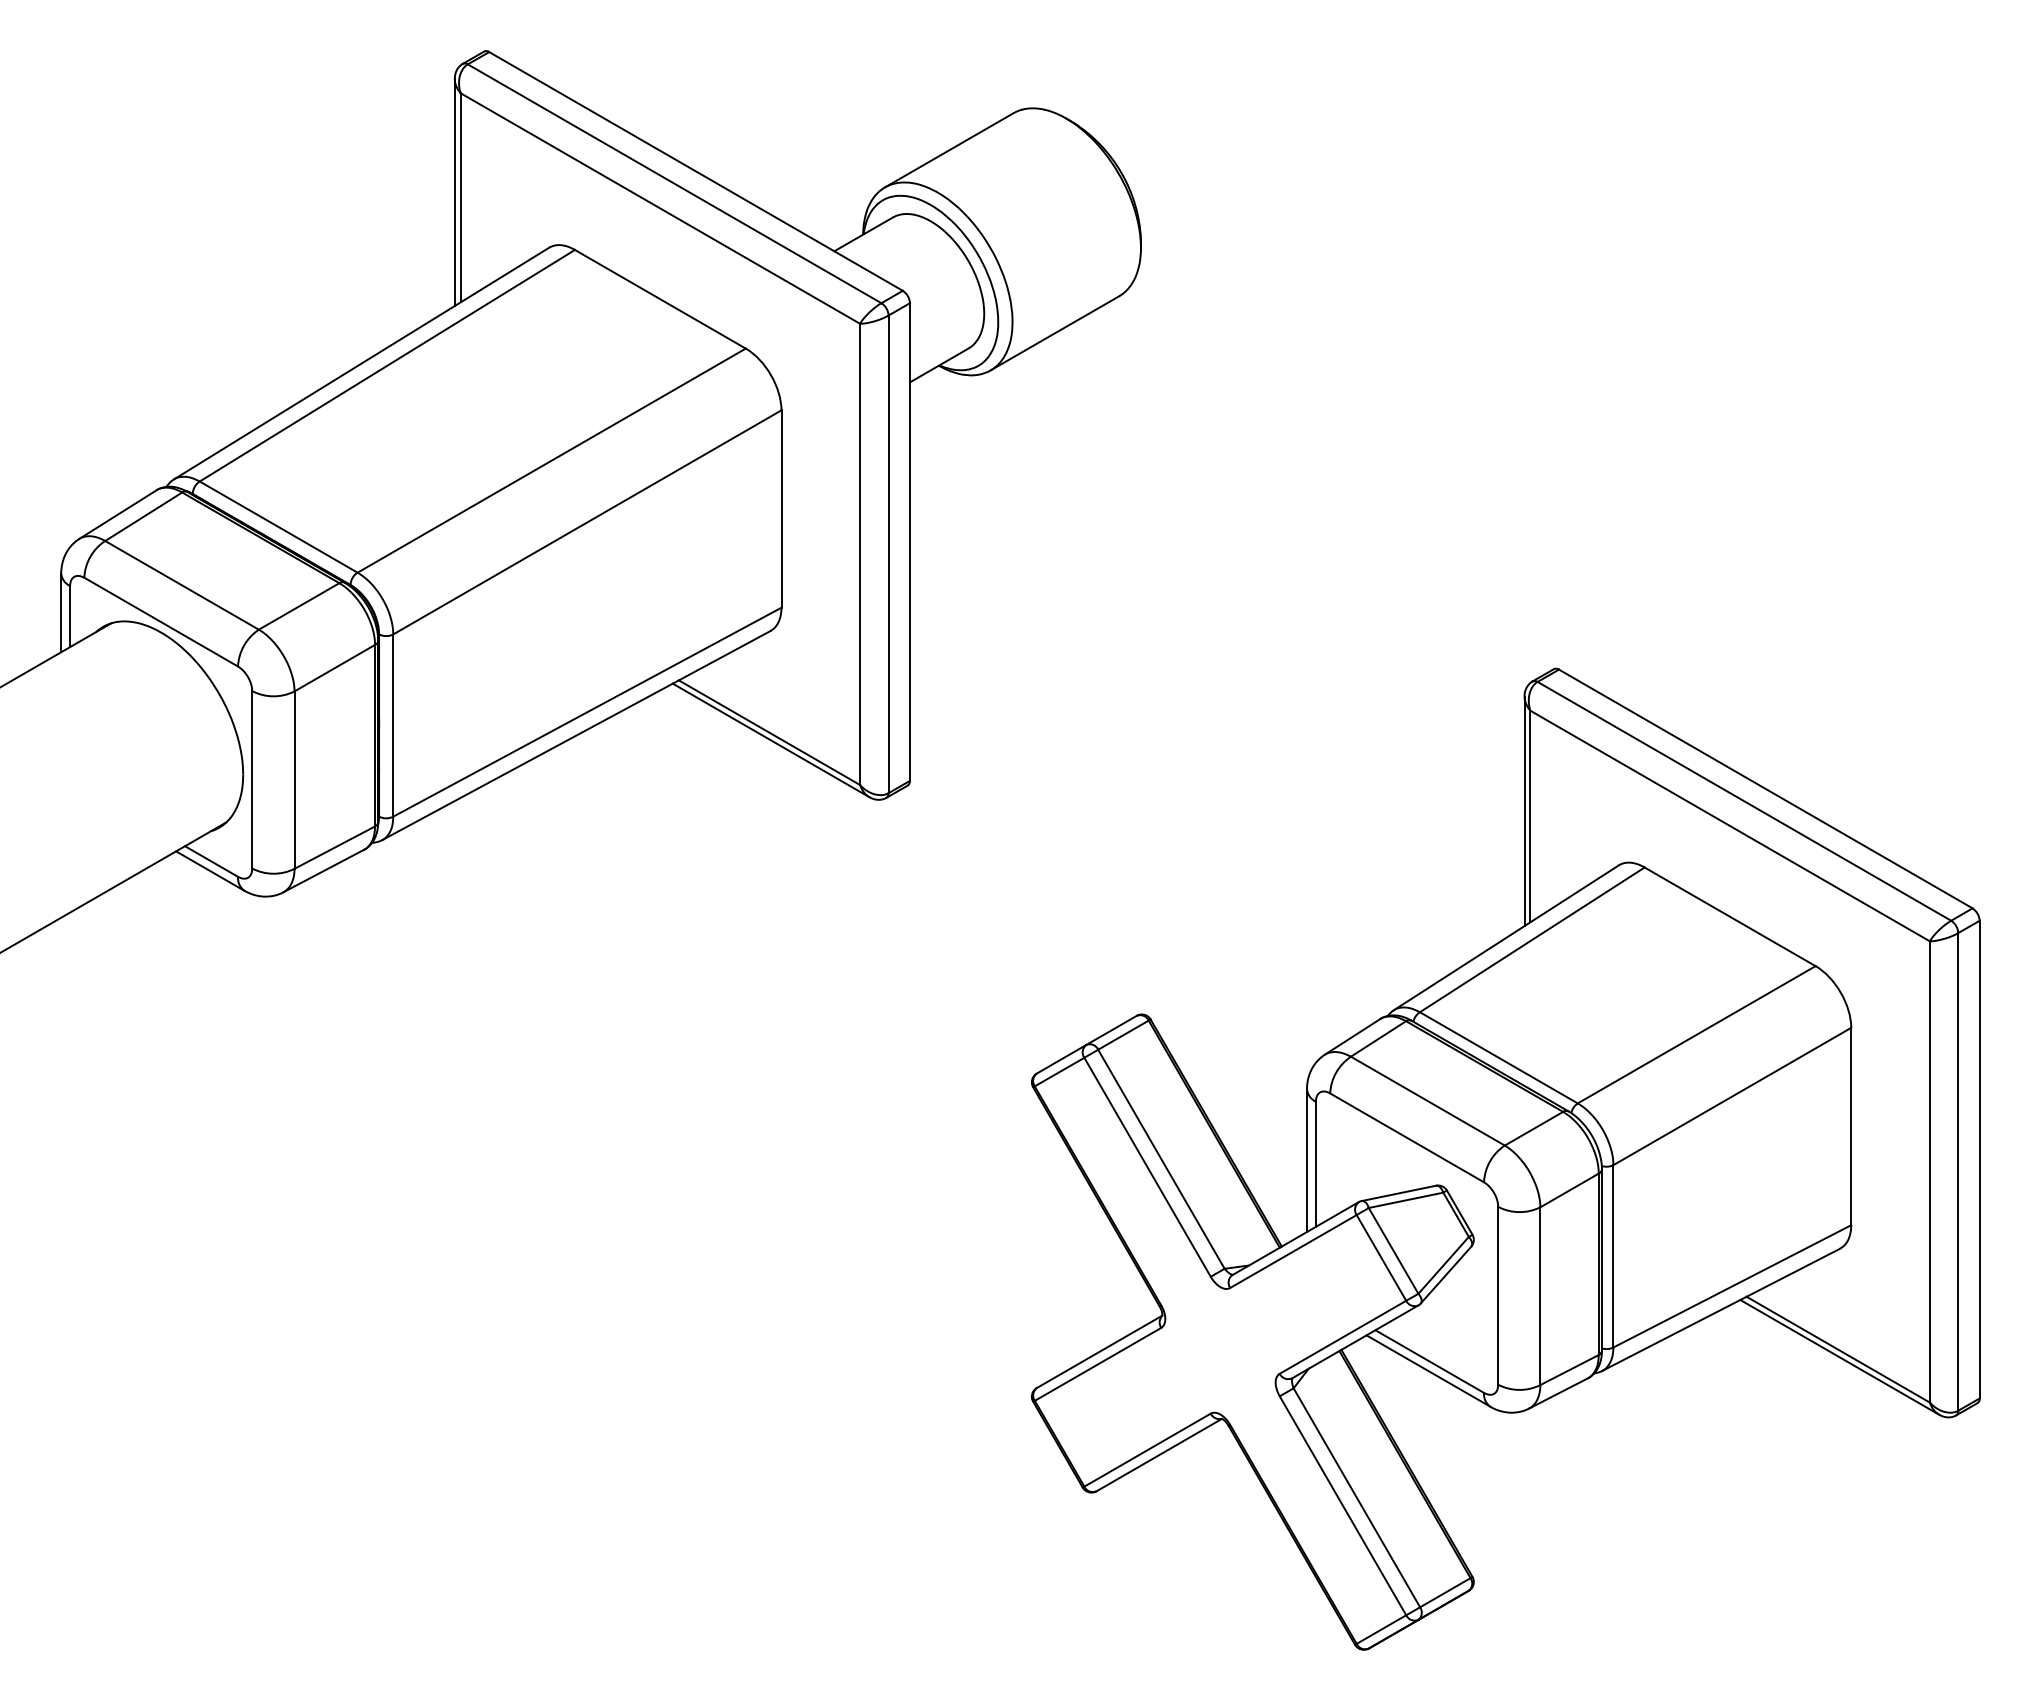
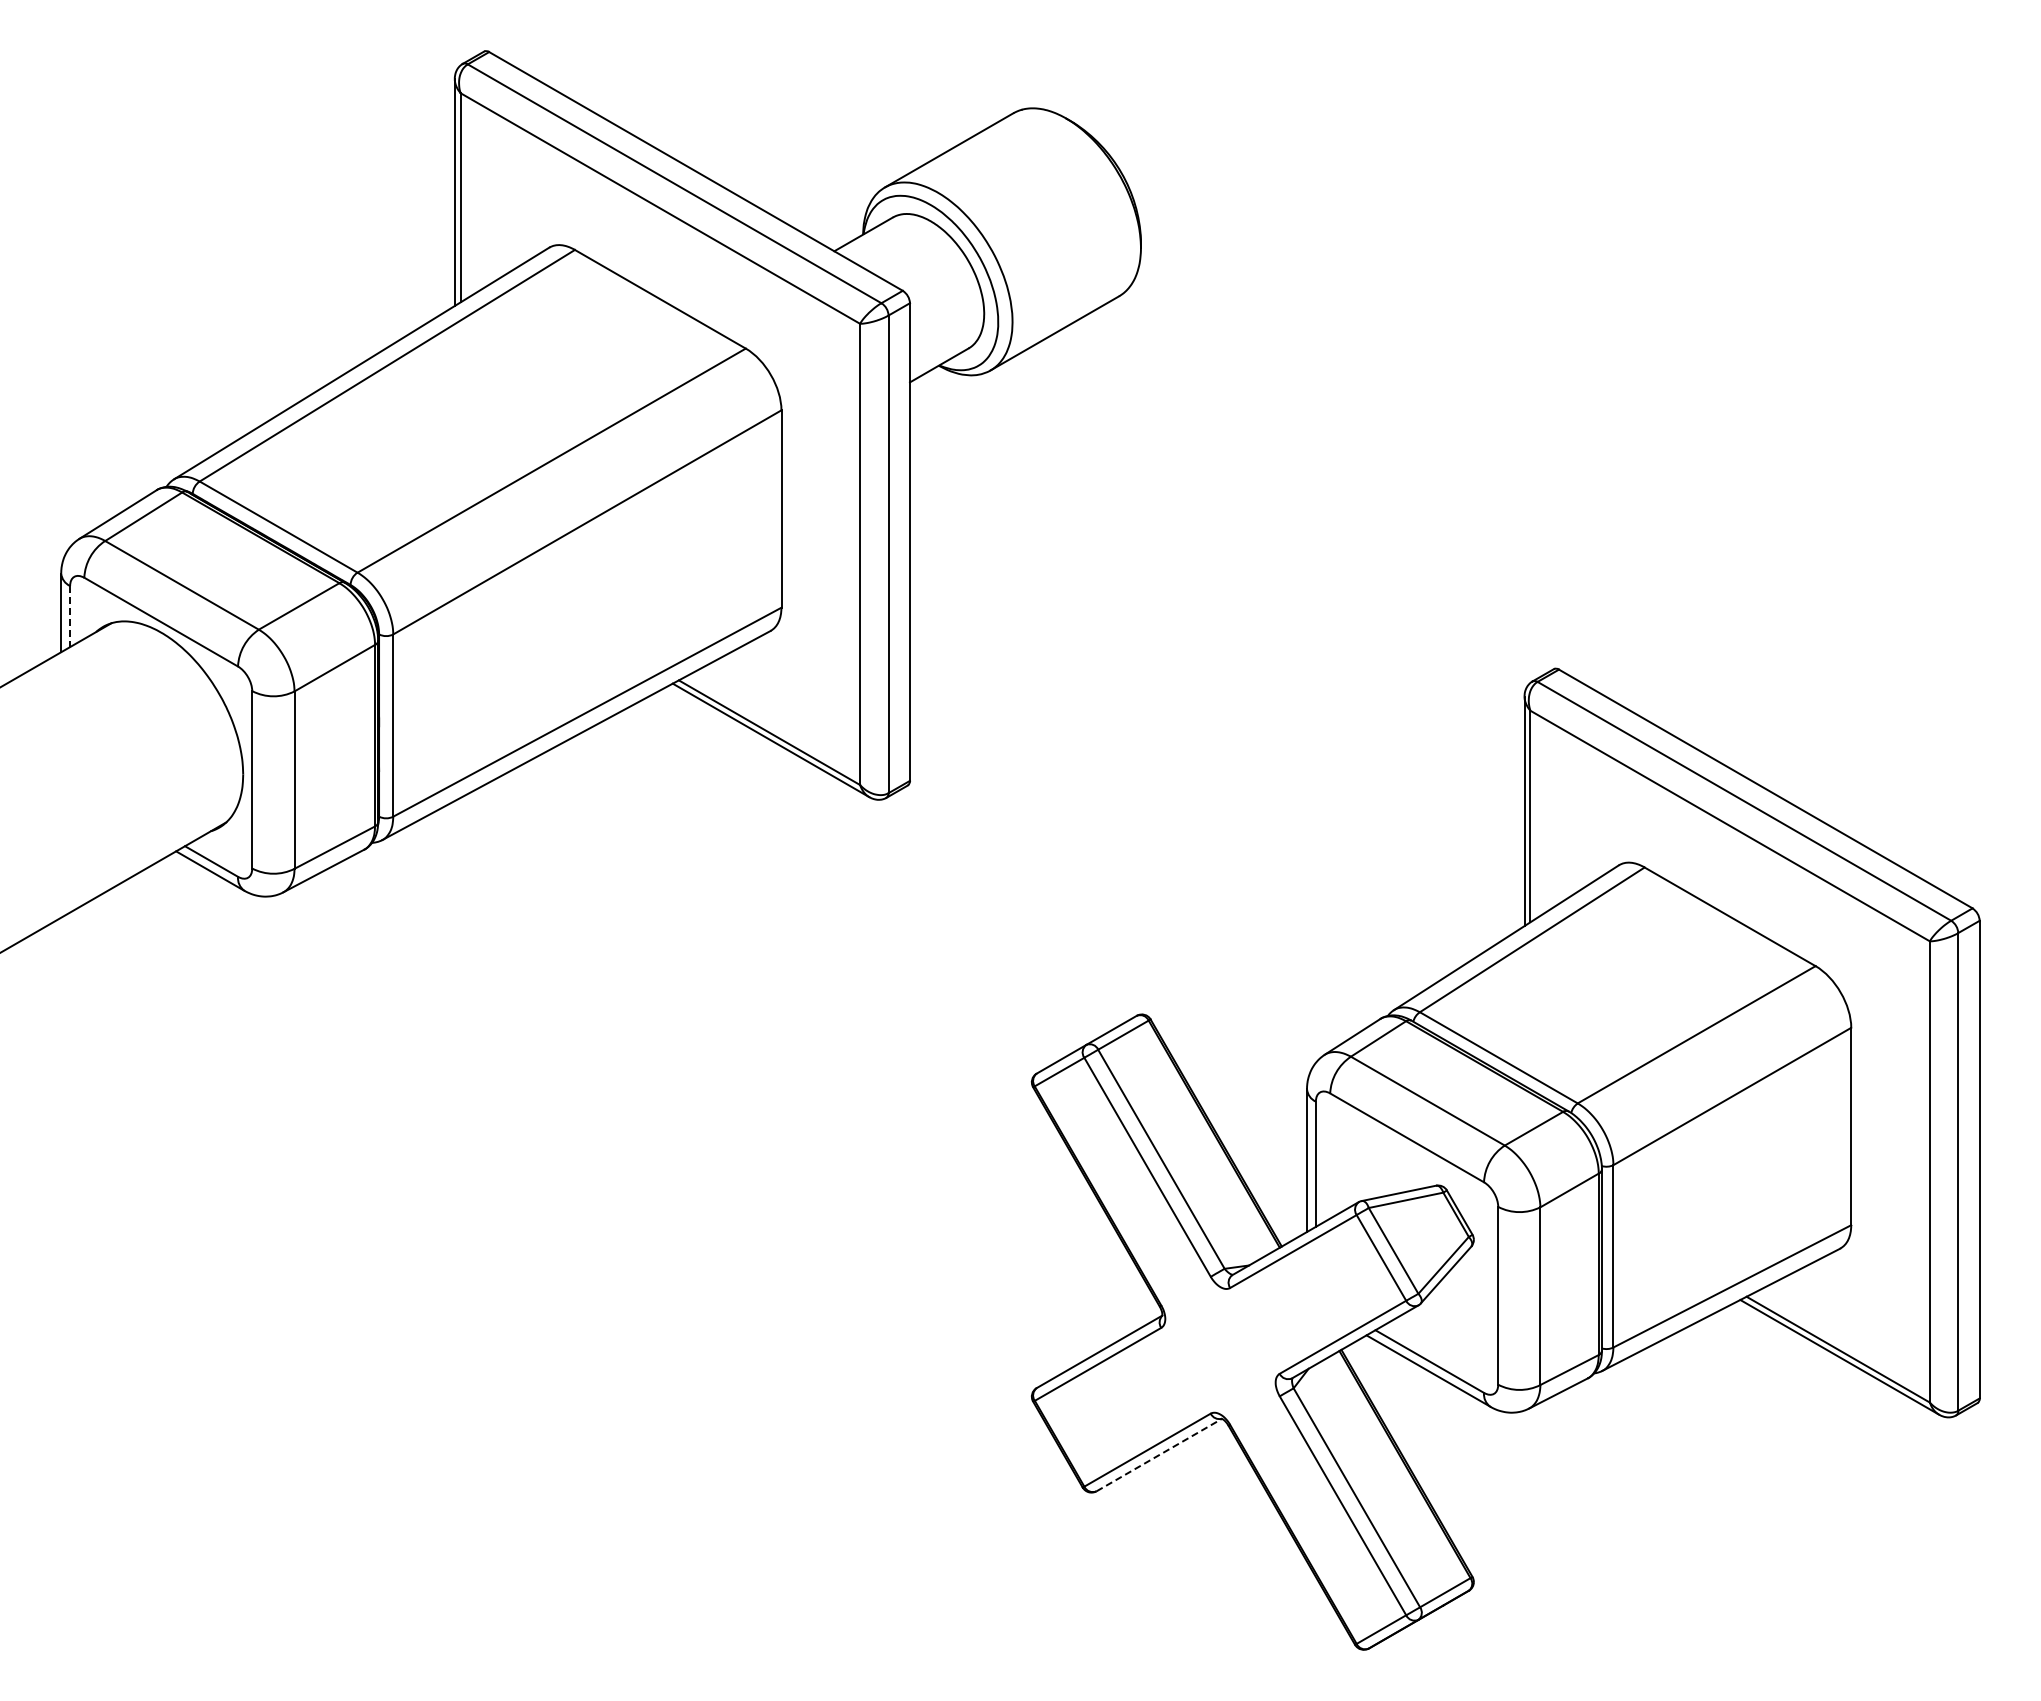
line: solid -> dashed (70, 616)
line: solid -> dashed (1159, 1454)
